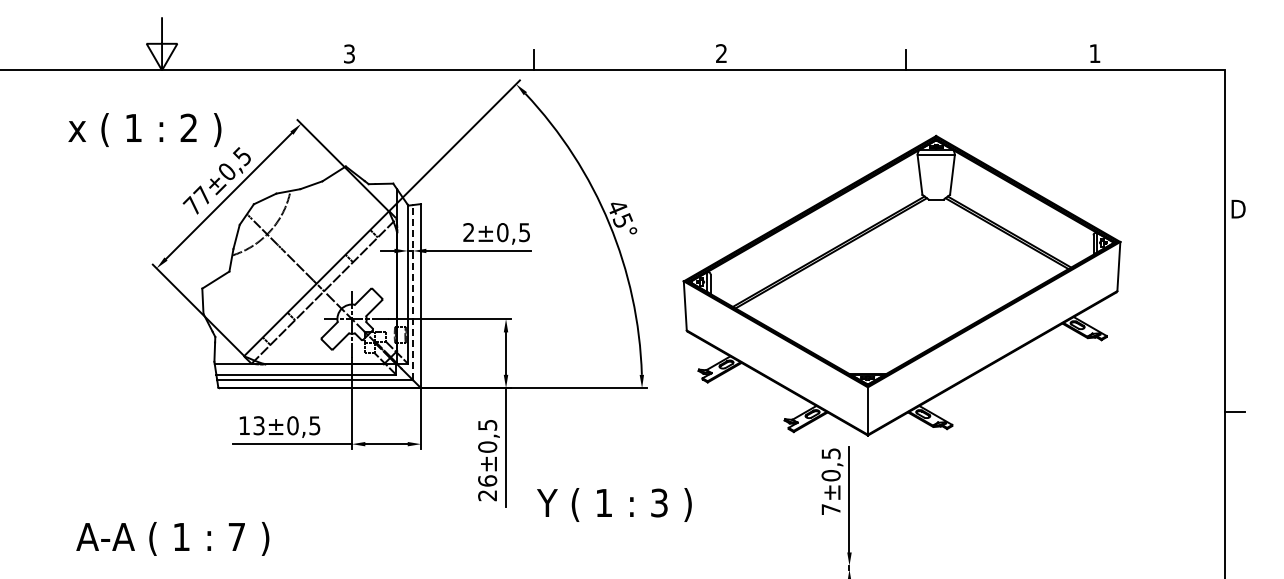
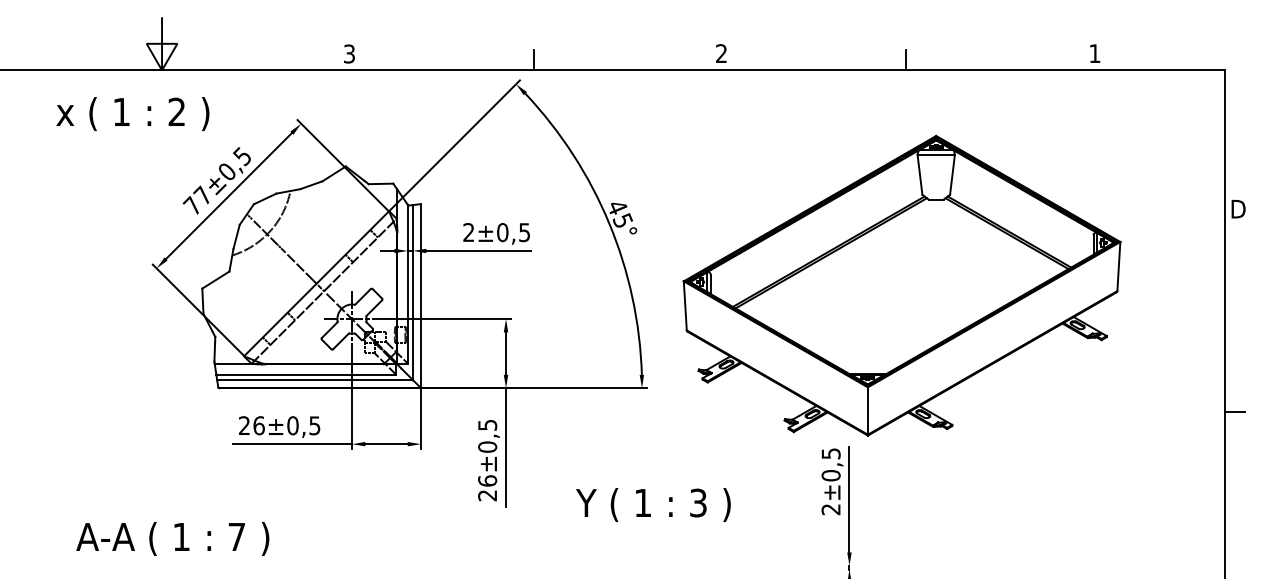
text position: (144, 129) -> (132, 113) (132, 113)
line: dashed -> solid (413, 292)
text: 13 -> 26 (251, 425)
text position: (614, 504) -> (653, 504) (653, 504)
text: 7 -> 2 (830, 509)
